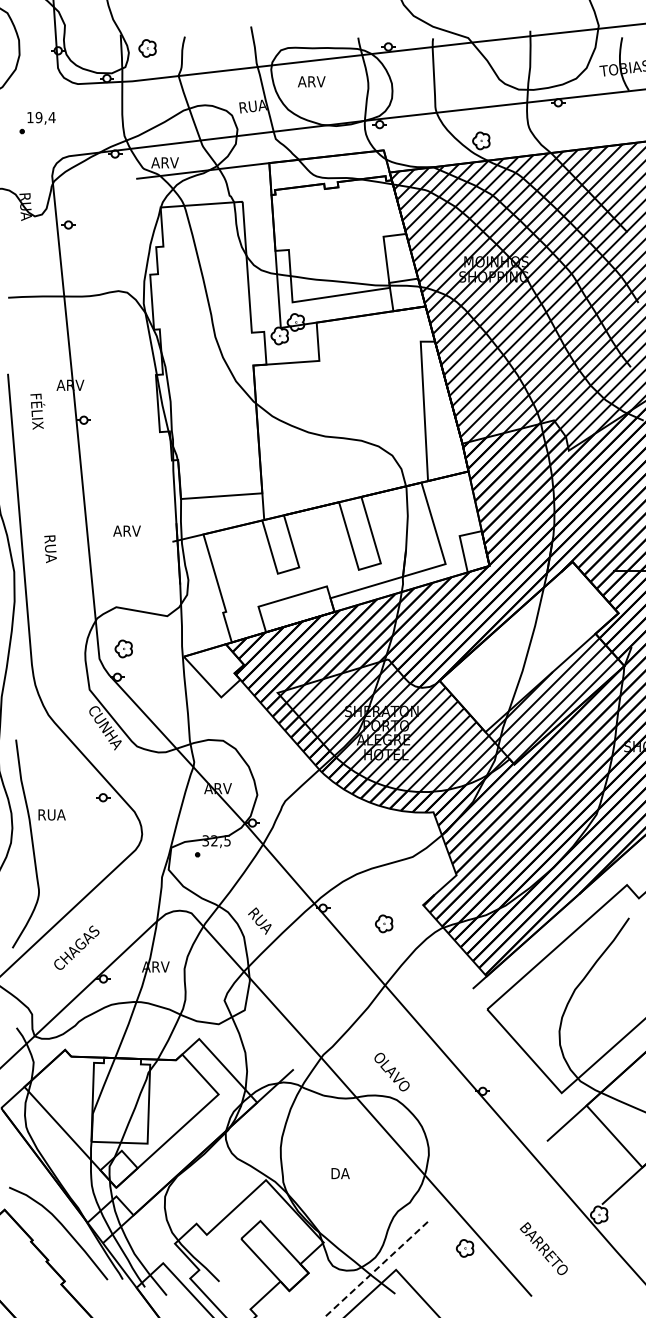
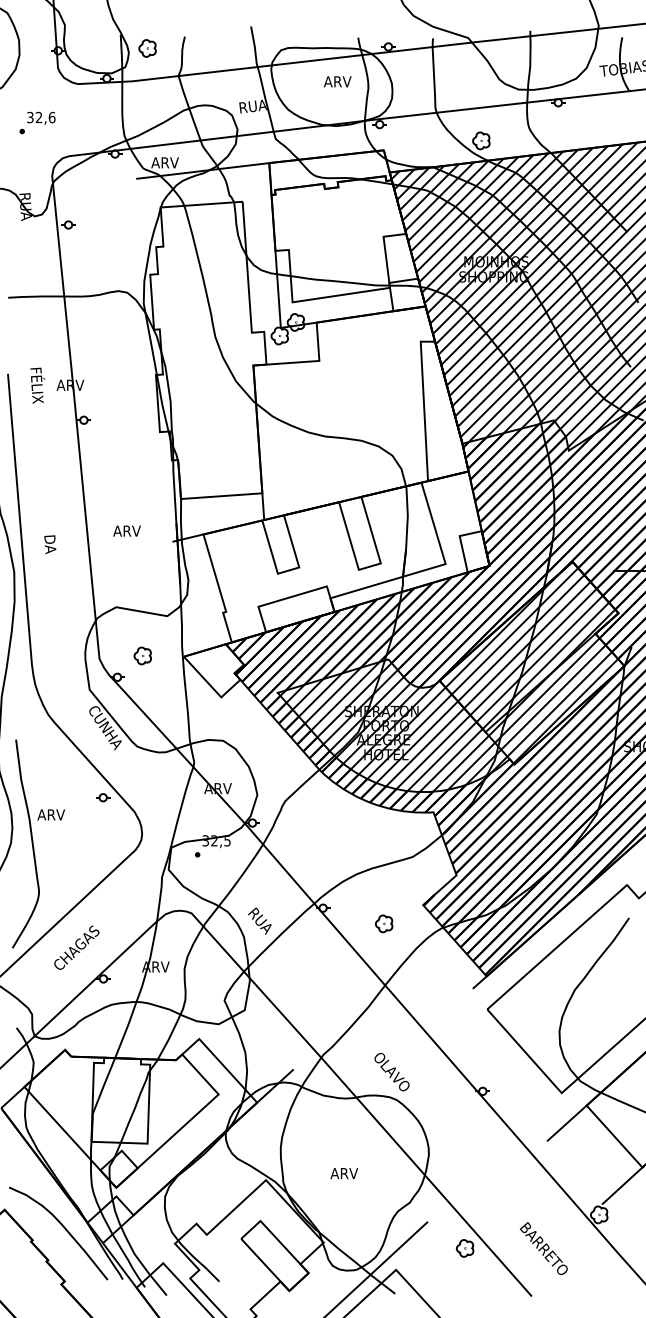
text position: (311, 81) -> (337, 81) (337, 81)
text: 19,4 -> 32,6 (41, 117)
text position: (37, 411) -> (37, 385) (37, 385)
text: RUA -> DA (50, 550)
part position: (123, 648) -> (142, 655) (142, 655)
hatch: none -> present (530, 648)
text: RUA -> ARV (51, 814)
text: DA -> ARV (344, 1173)
line: dashed -> solid (375, 1269)
